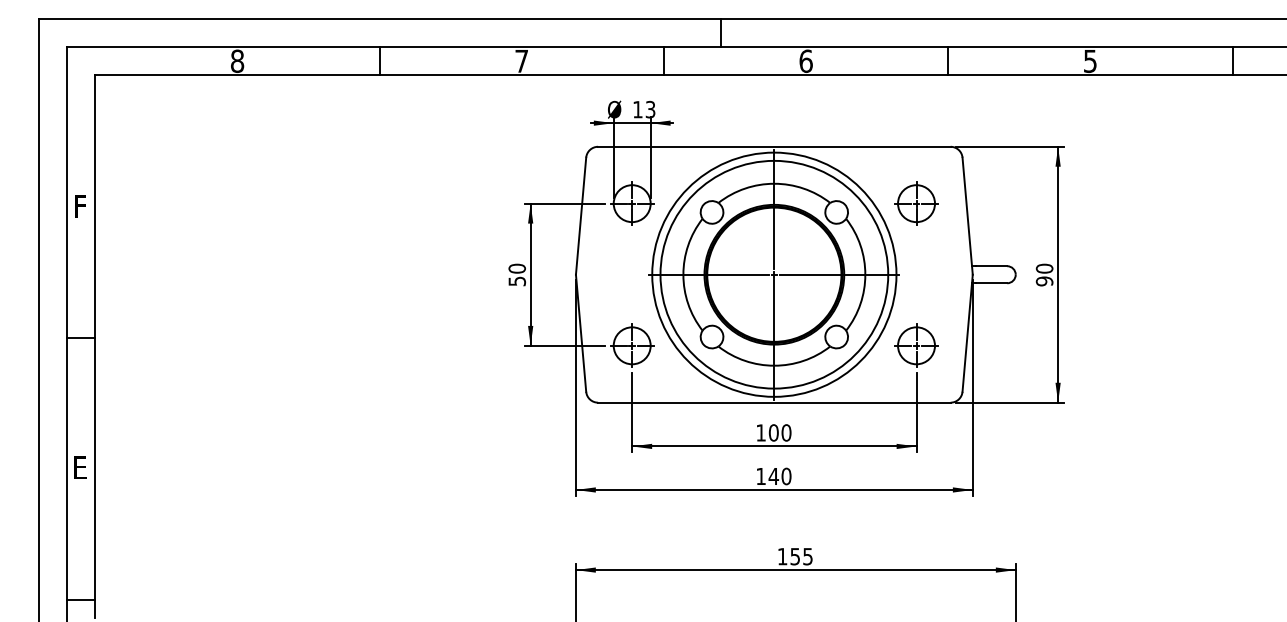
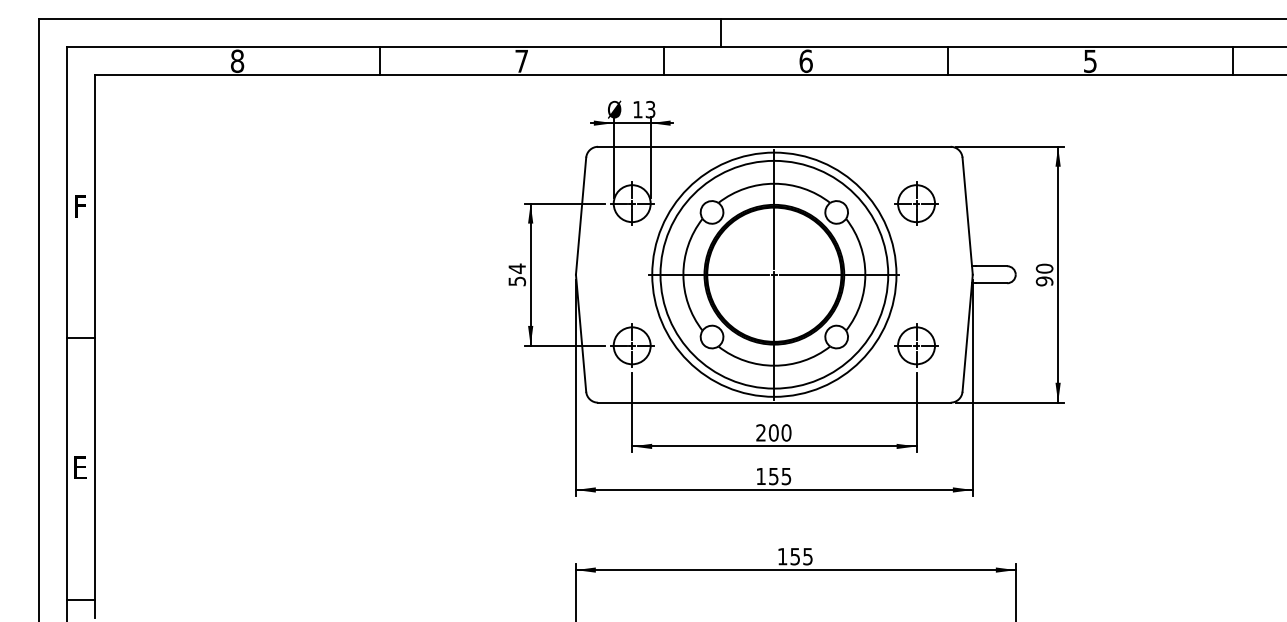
text: 50 -> 54 (516, 268)
text: 100 -> 200 (760, 432)
text: 140 -> 155 (779, 476)
